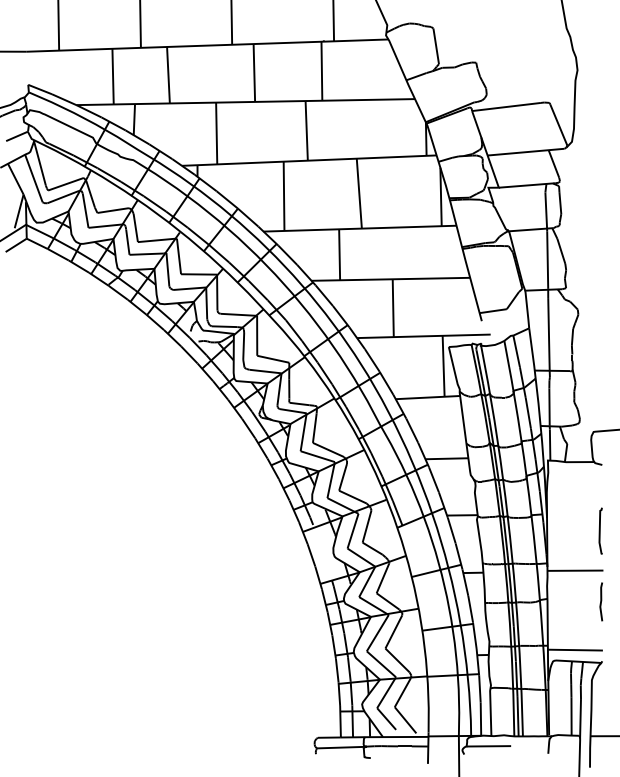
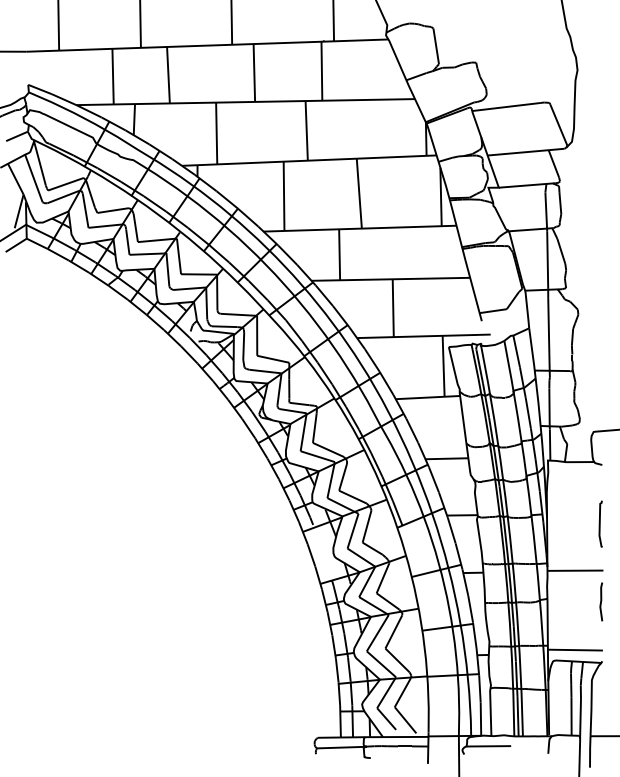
curve position: (600, 530) -> (600, 523) (600, 523)
